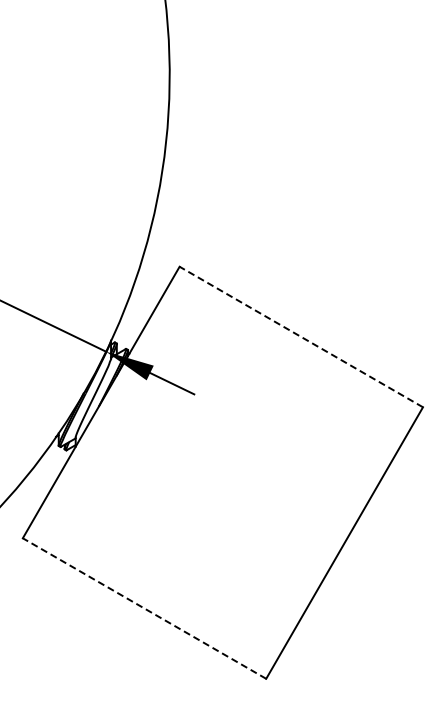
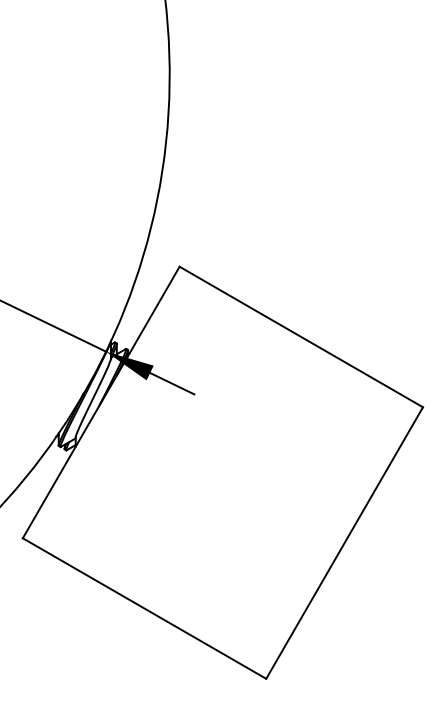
line: dashed -> solid (301, 337)
line: dashed -> solid (144, 608)
